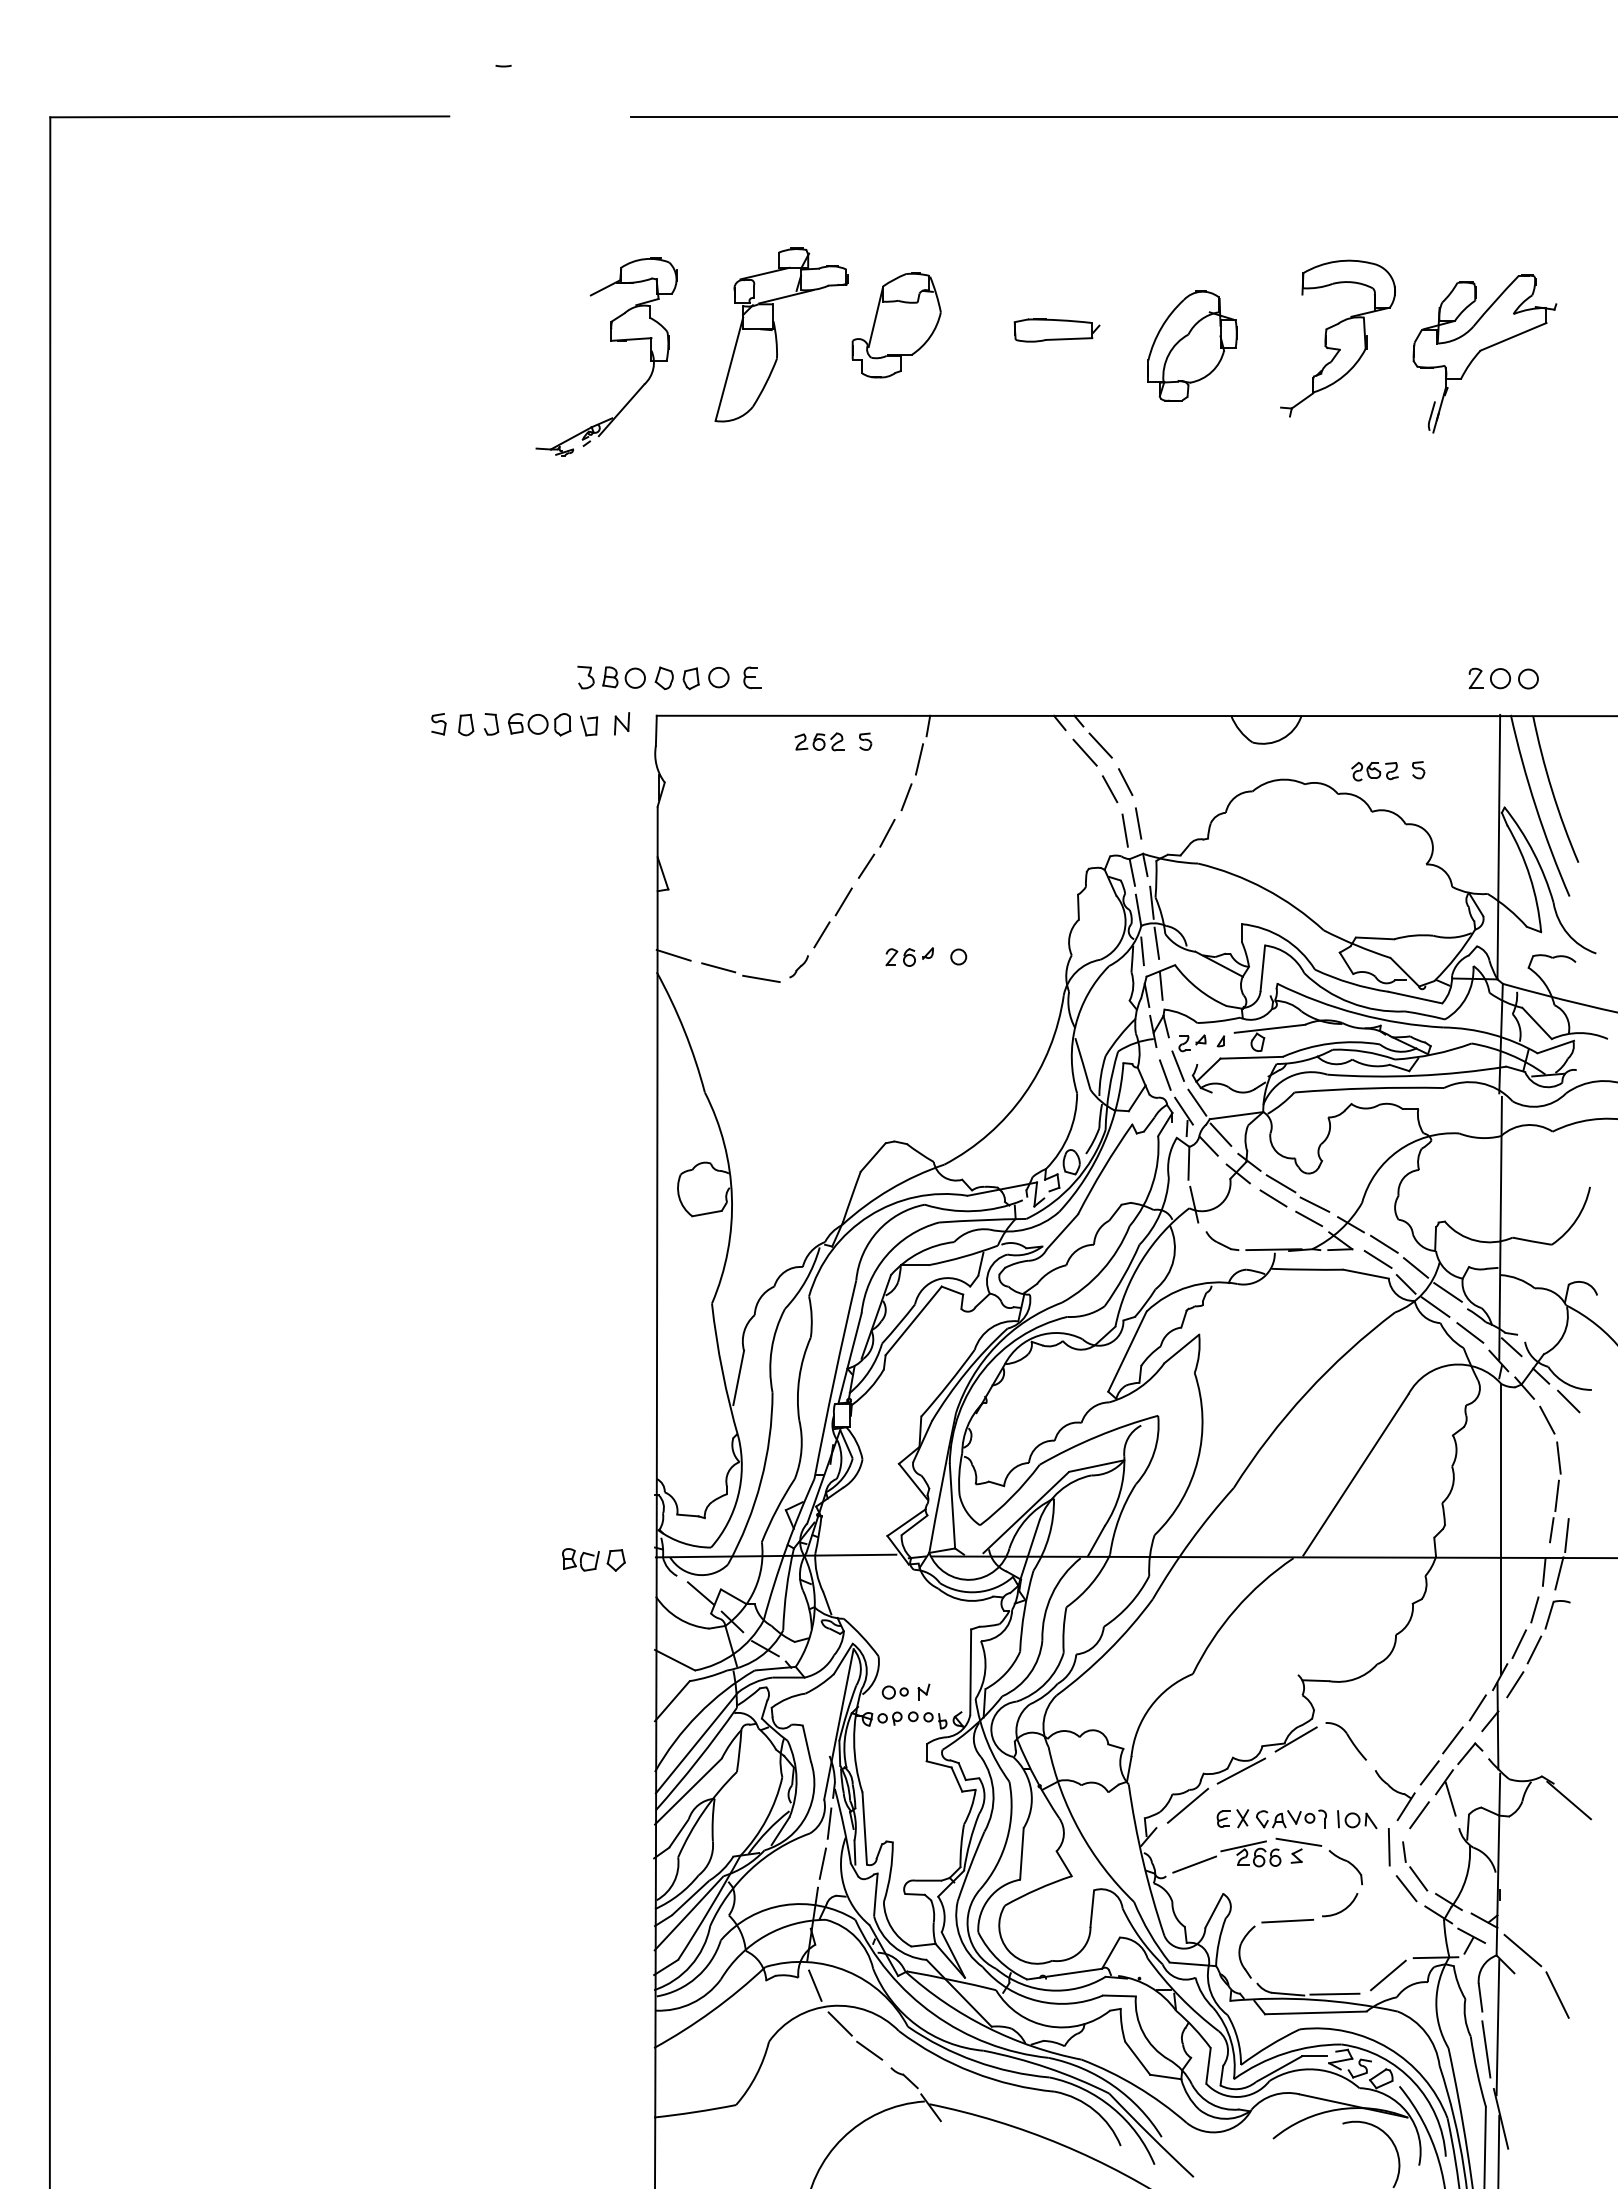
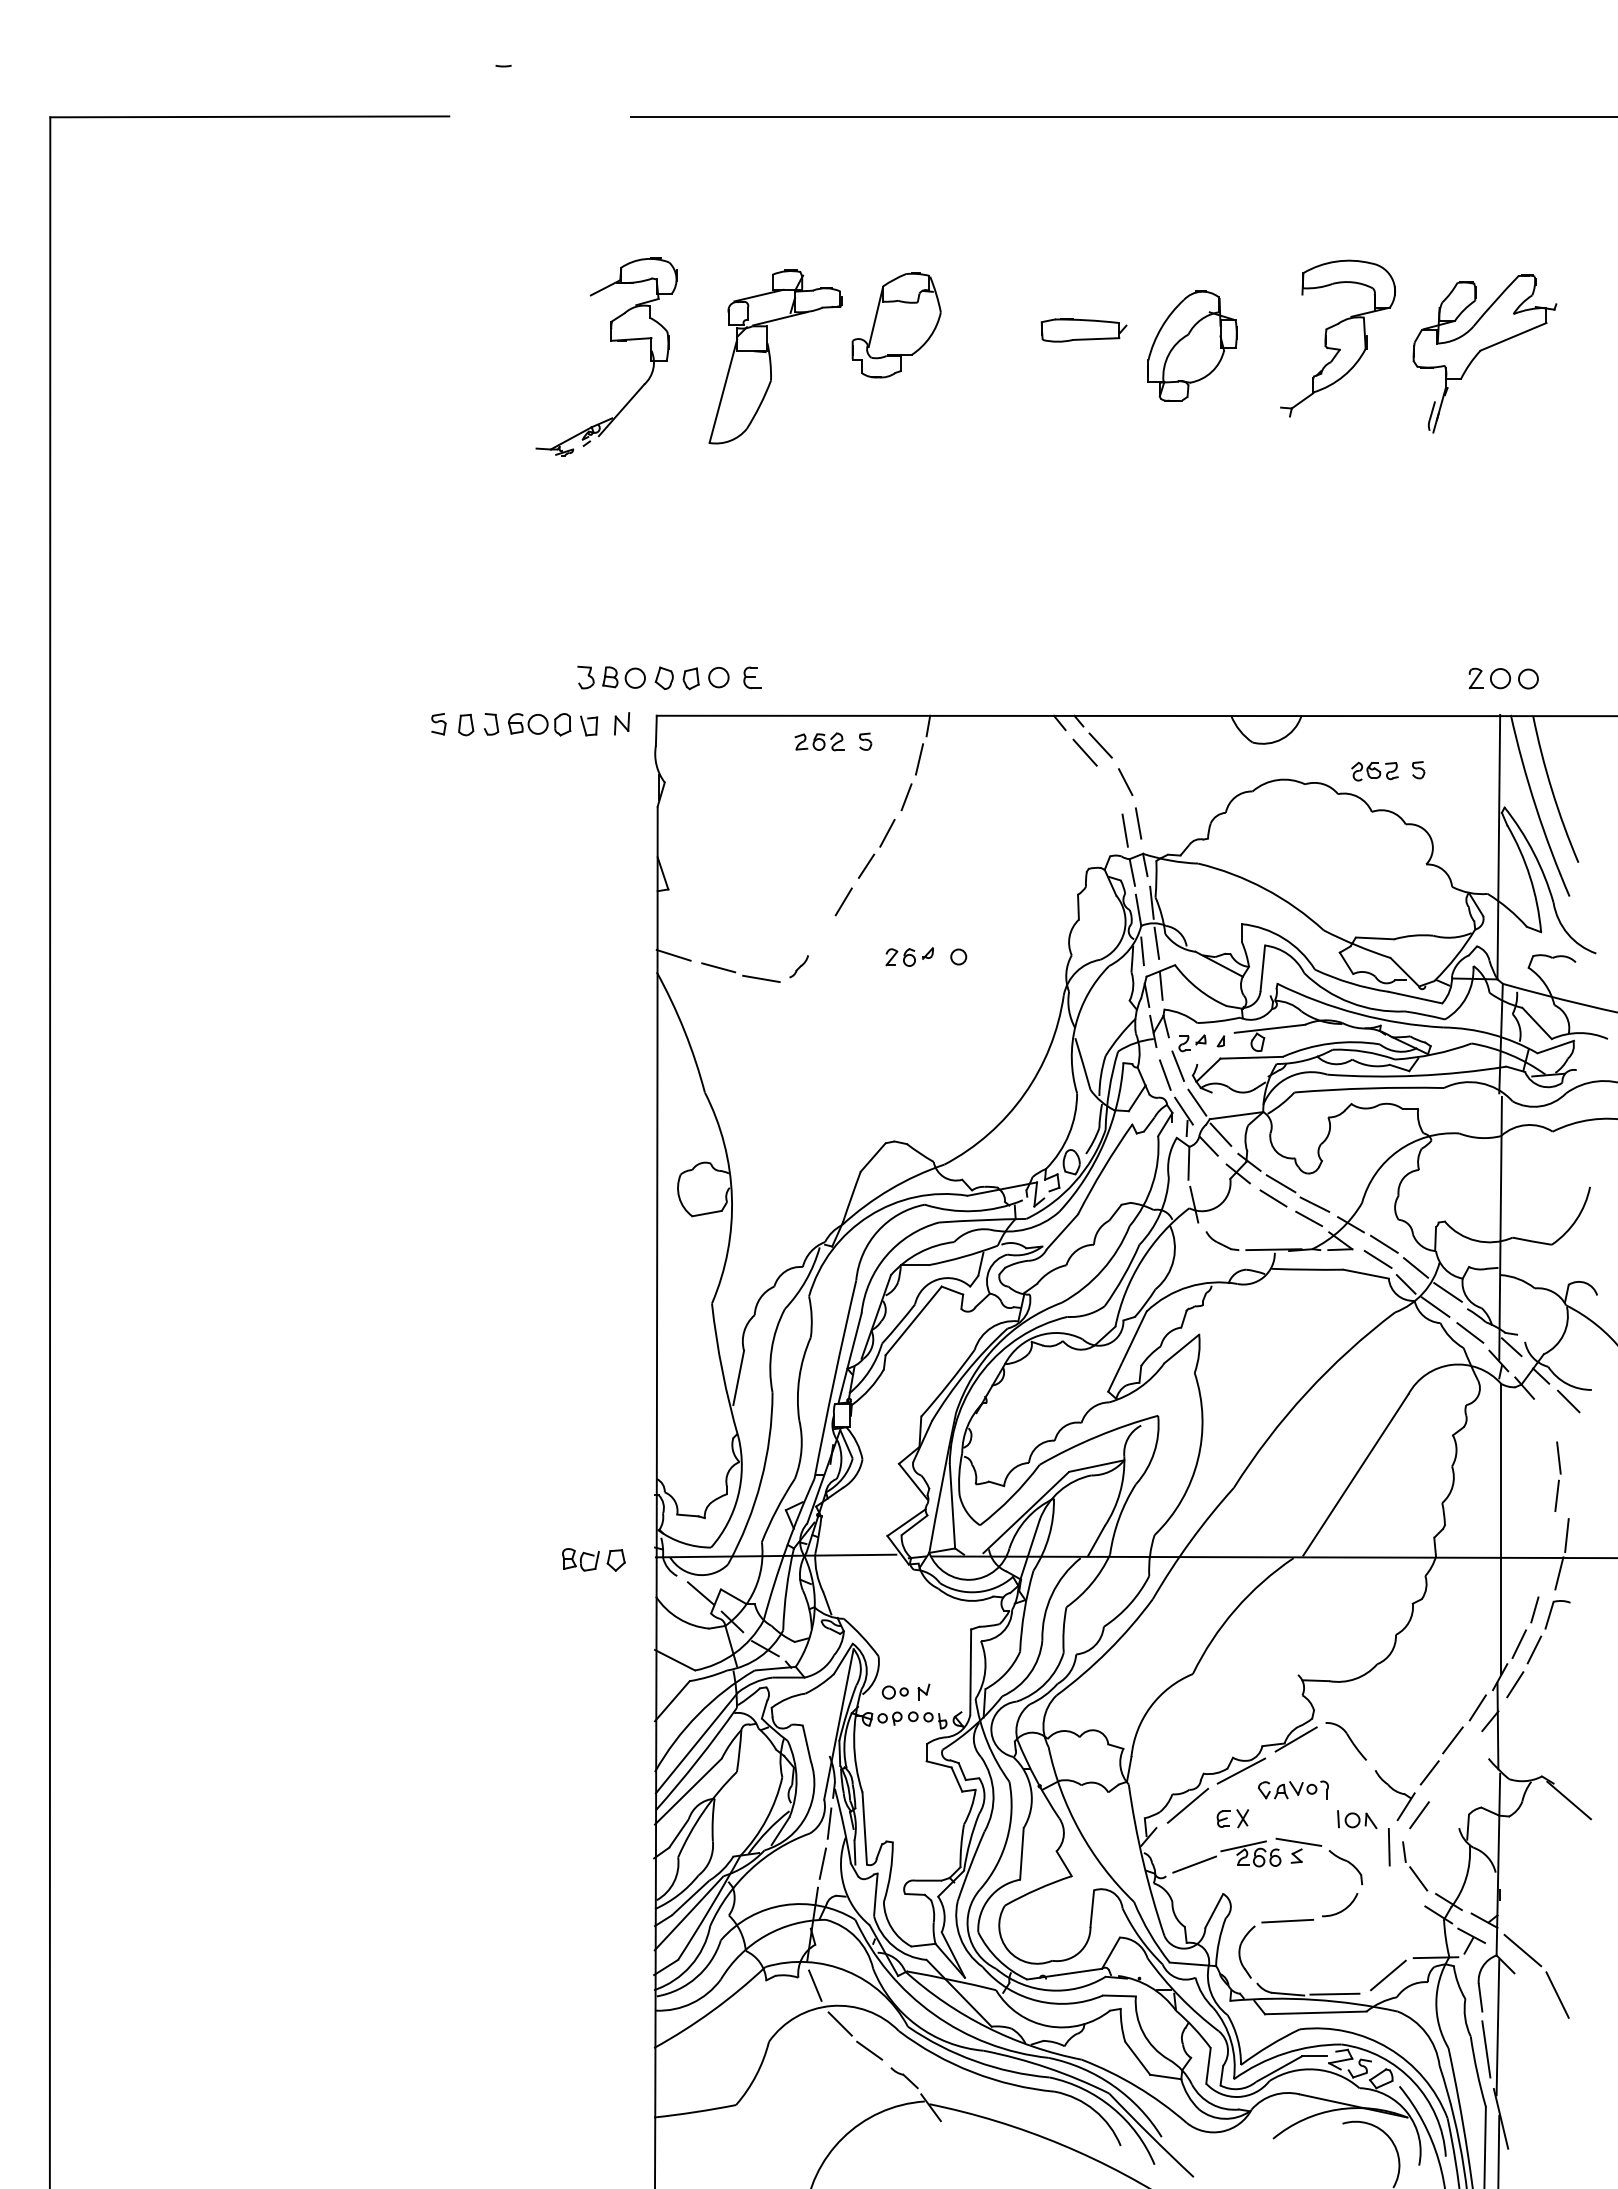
part position: (1056, 330) -> (1083, 330) (1083, 330)
part position: (781, 334) -> (775, 356) (775, 356)
line: present -> none (1110, 789)
line: present -> none (821, 934)
line: present -> none (1547, 1419)
line: present -> none (1551, 1530)
line: present -> none (1543, 1571)
part: present -> none (1451, 1774)
part position: (1291, 1818) -> (1293, 1789) (1293, 1789)
line: present -> none (1406, 1888)
